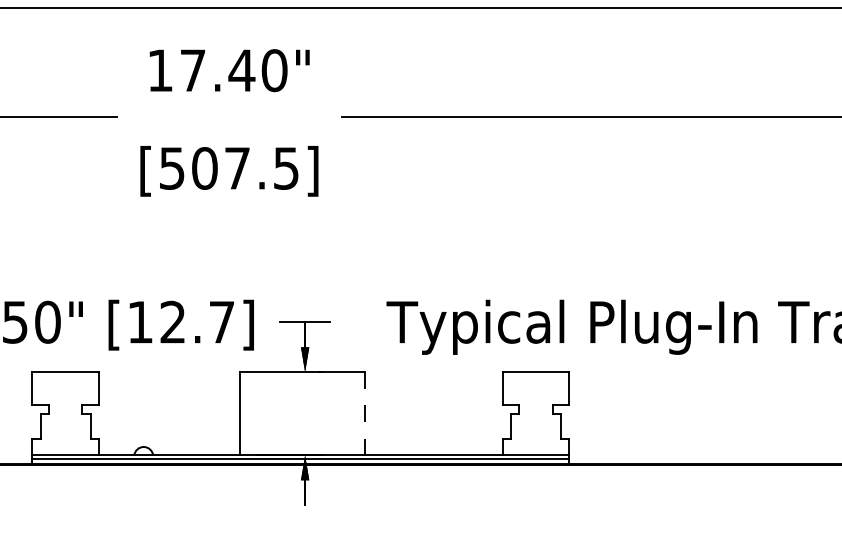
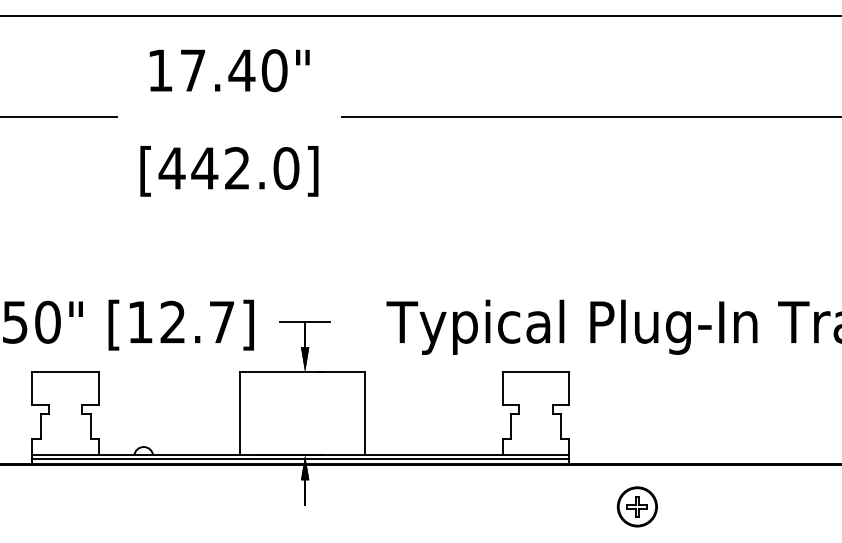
line position: (420, 8) -> (420, 16) (420, 16)
text: [507.5] -> [442.0] (228, 168)
line: dashed -> solid (364, 413)
part: none -> present (636, 506)
